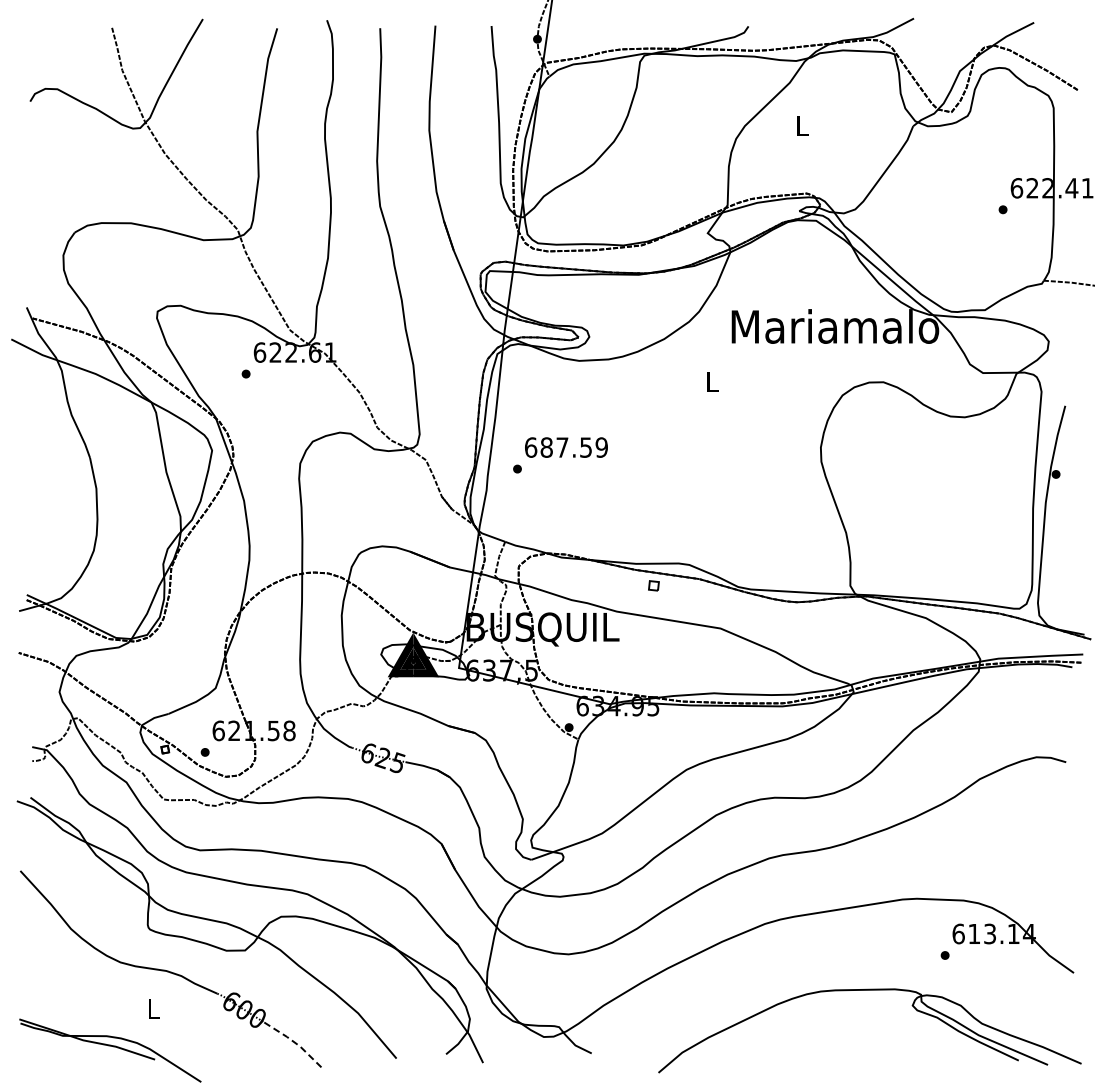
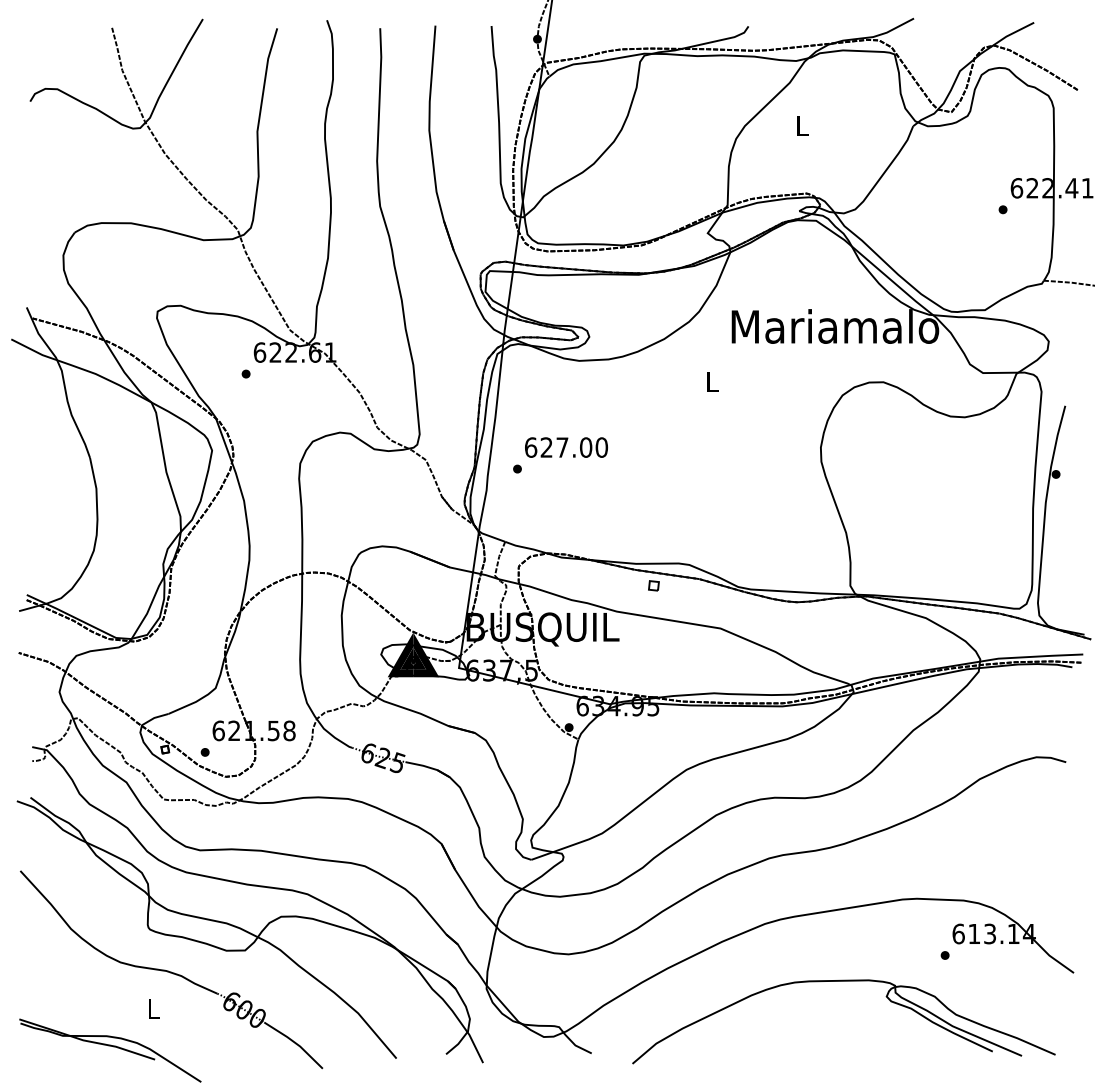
text: 687.59 -> 627.00 (574, 447)
part position: (869, 990) -> (843, 981) (843, 981)
line: dashed -> solid (295, 1043)
